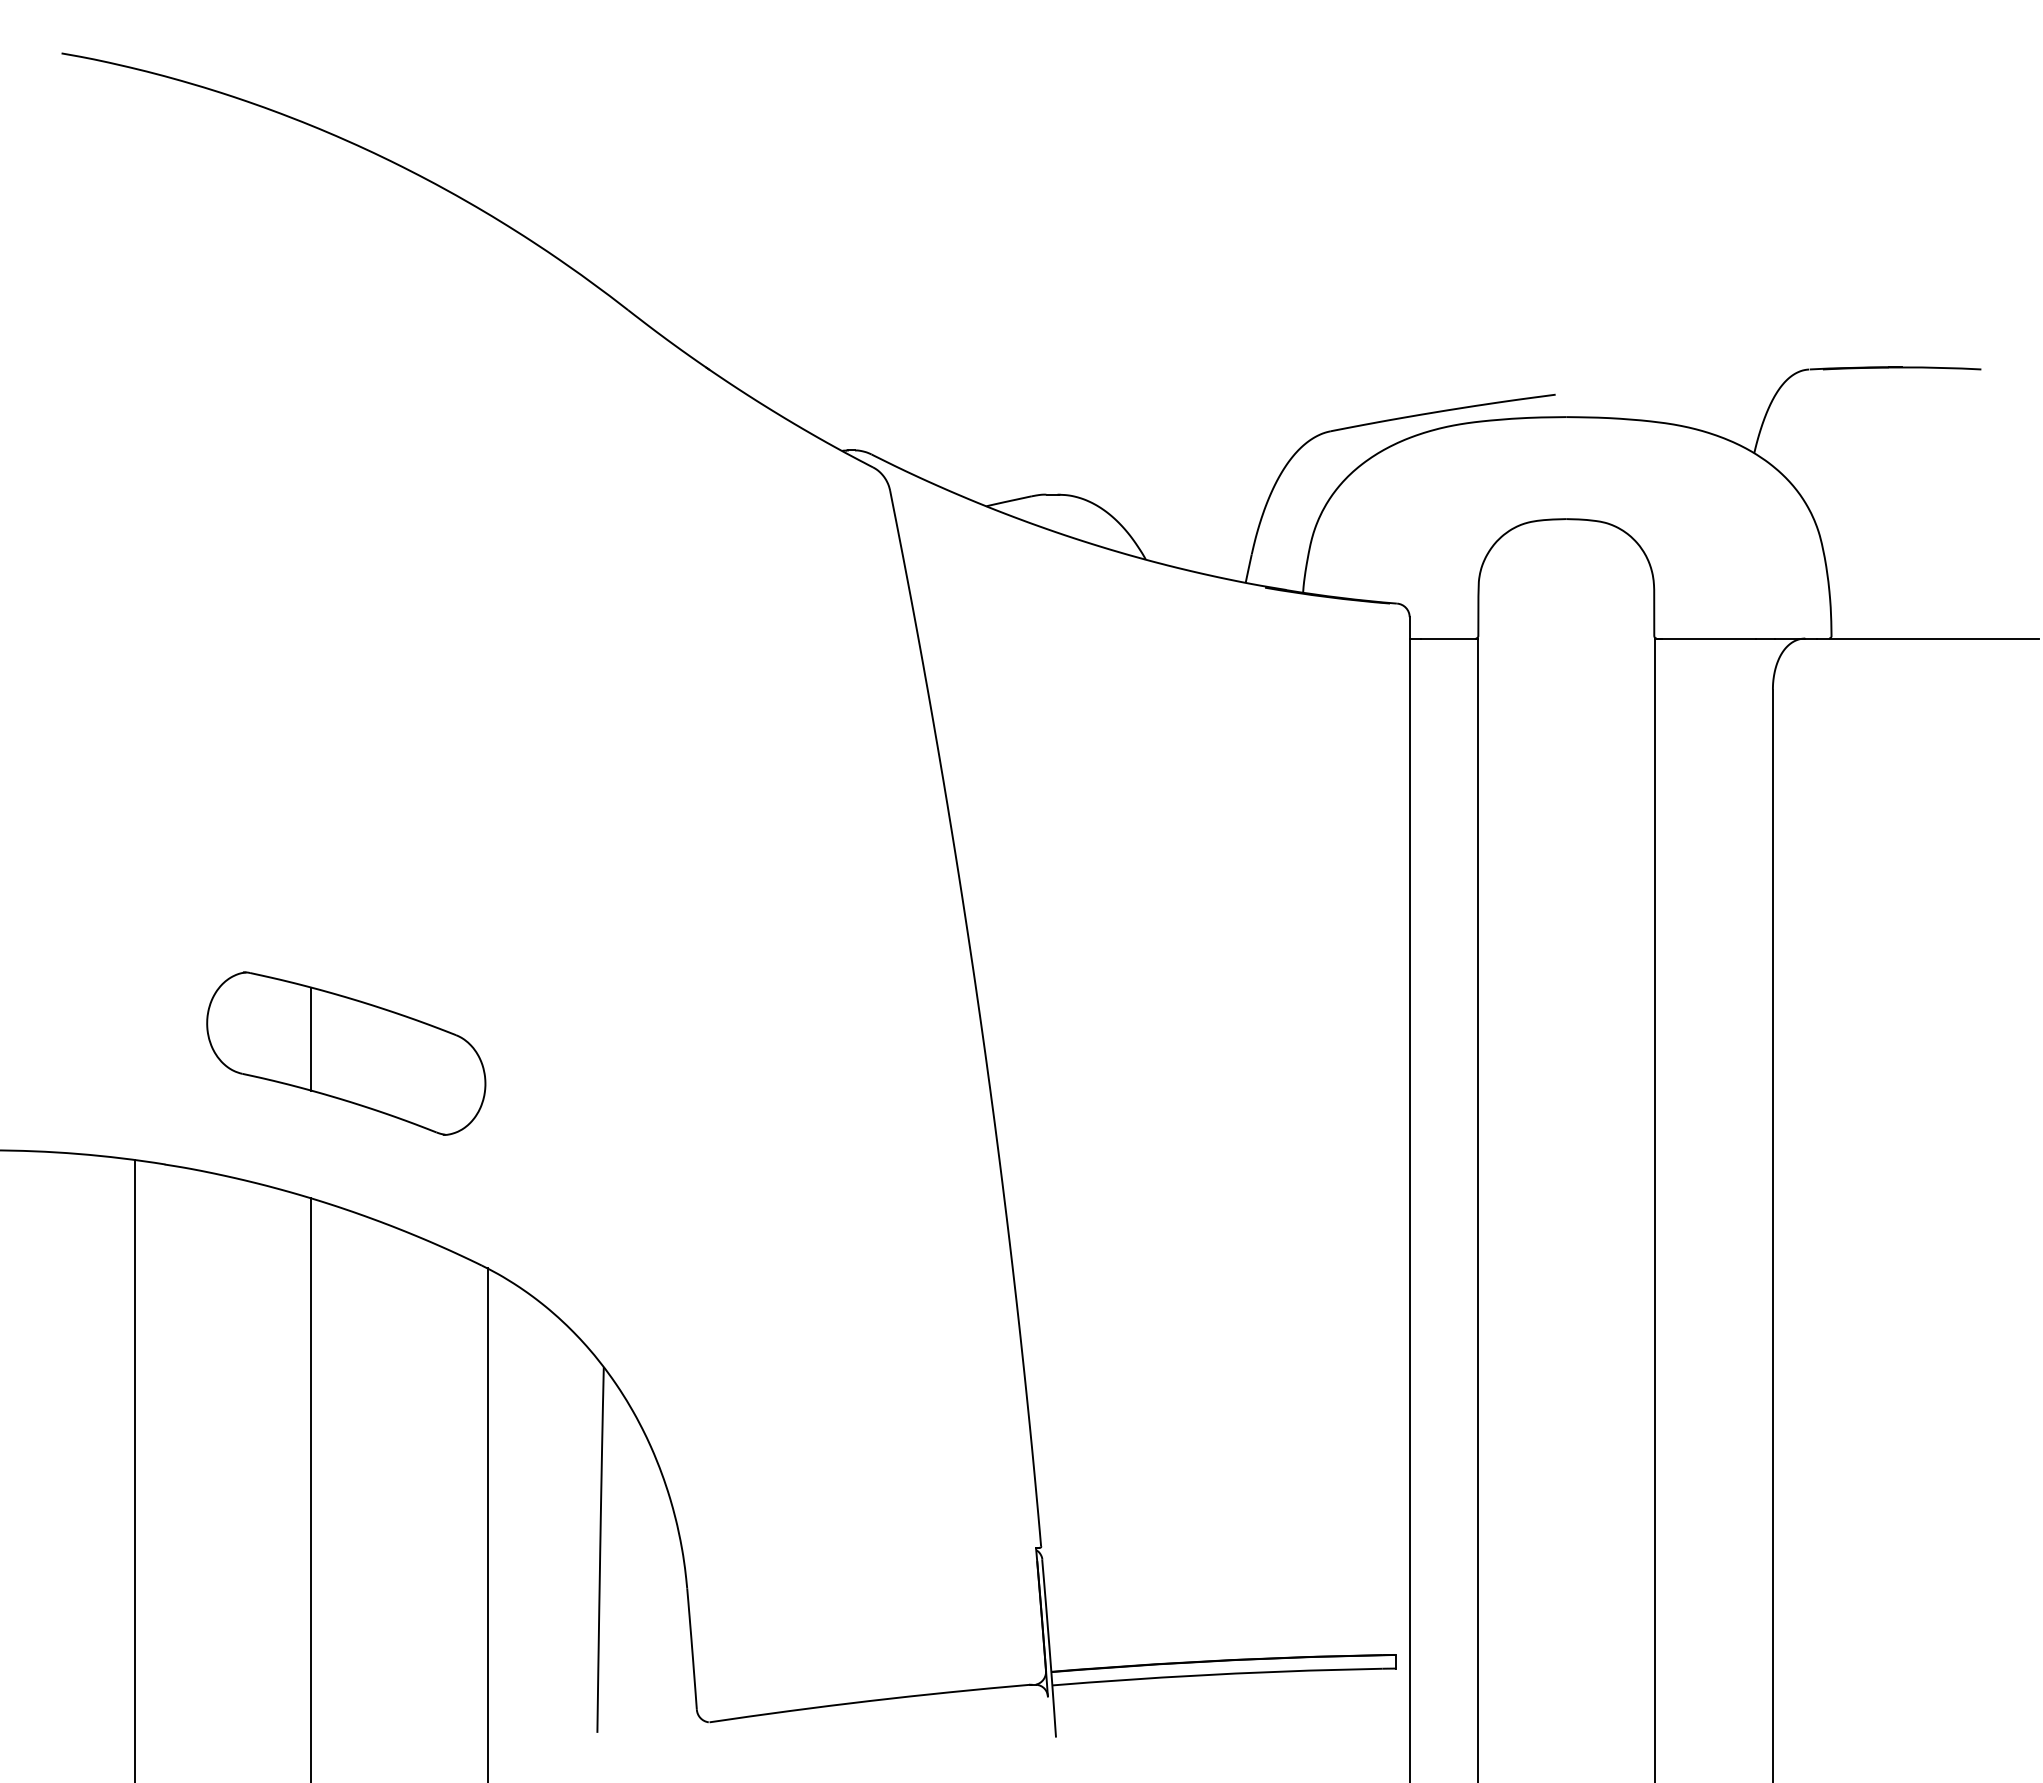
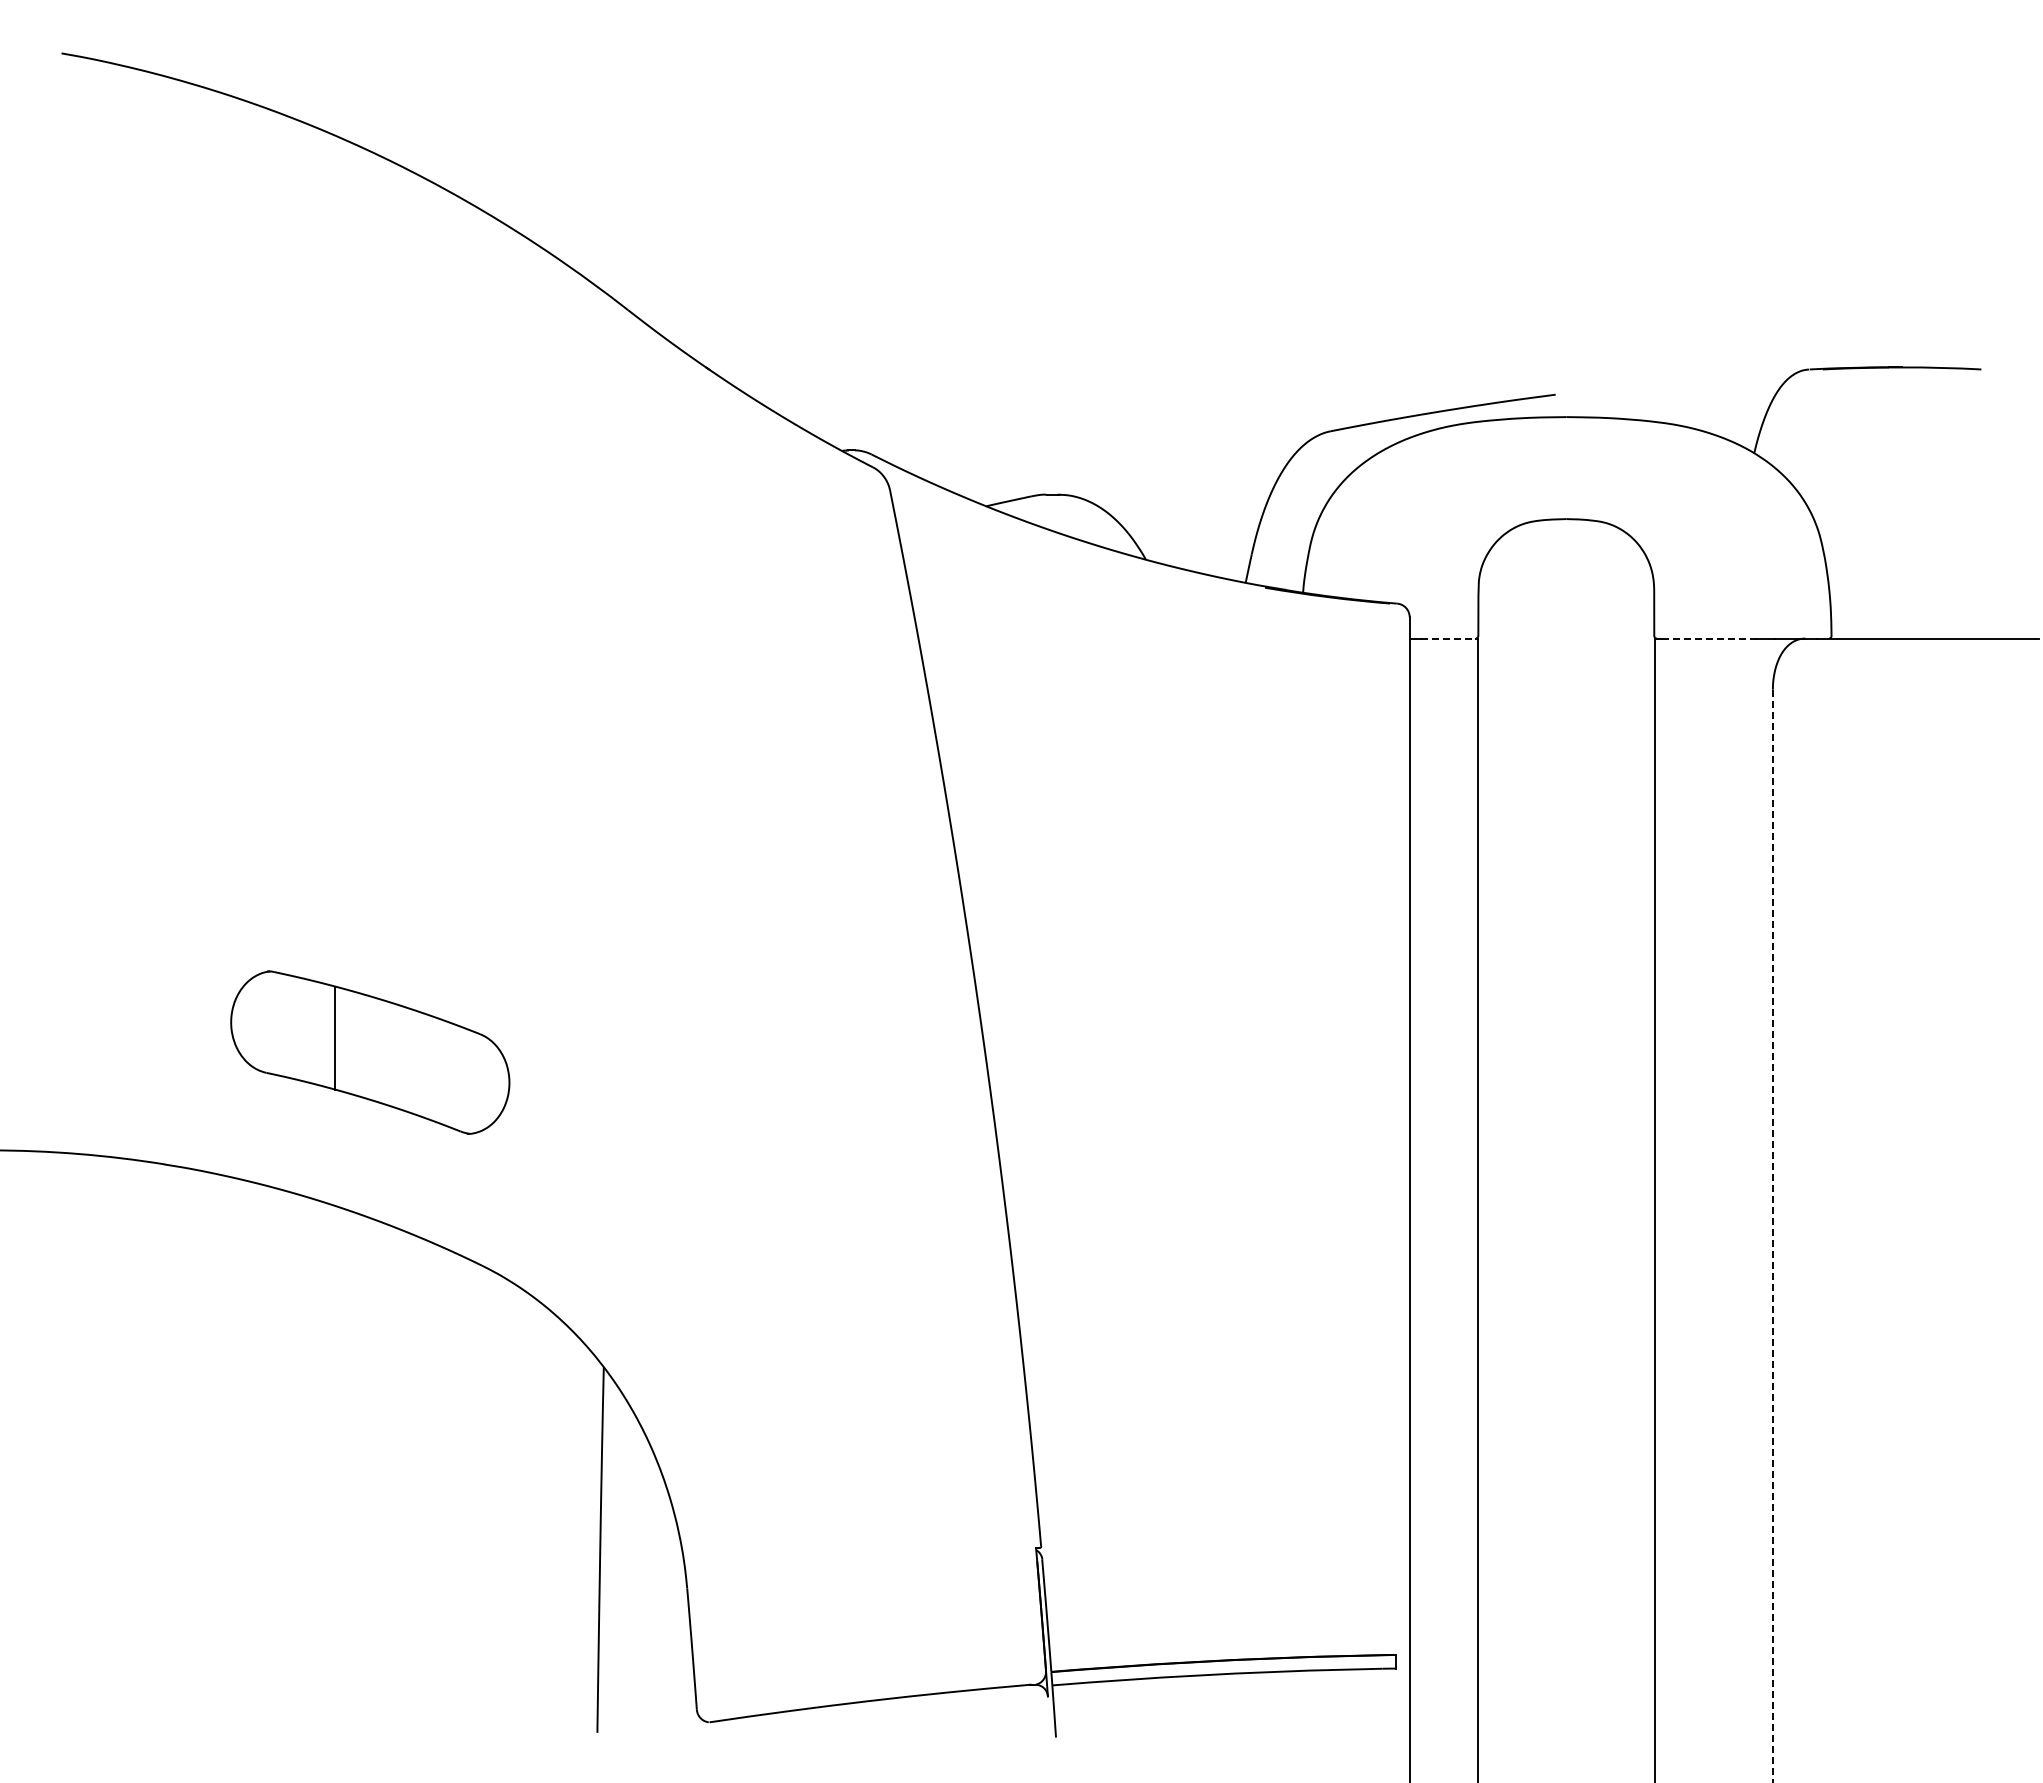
line: solid -> dashed (1449, 638)
line: solid -> dashed (1709, 638)
part position: (346, 1053) -> (370, 1052) (370, 1052)
line: solid -> dashed (1772, 1236)
line: present -> none (135, 1469)
line: present -> none (311, 1488)
line: present -> none (487, 1523)
